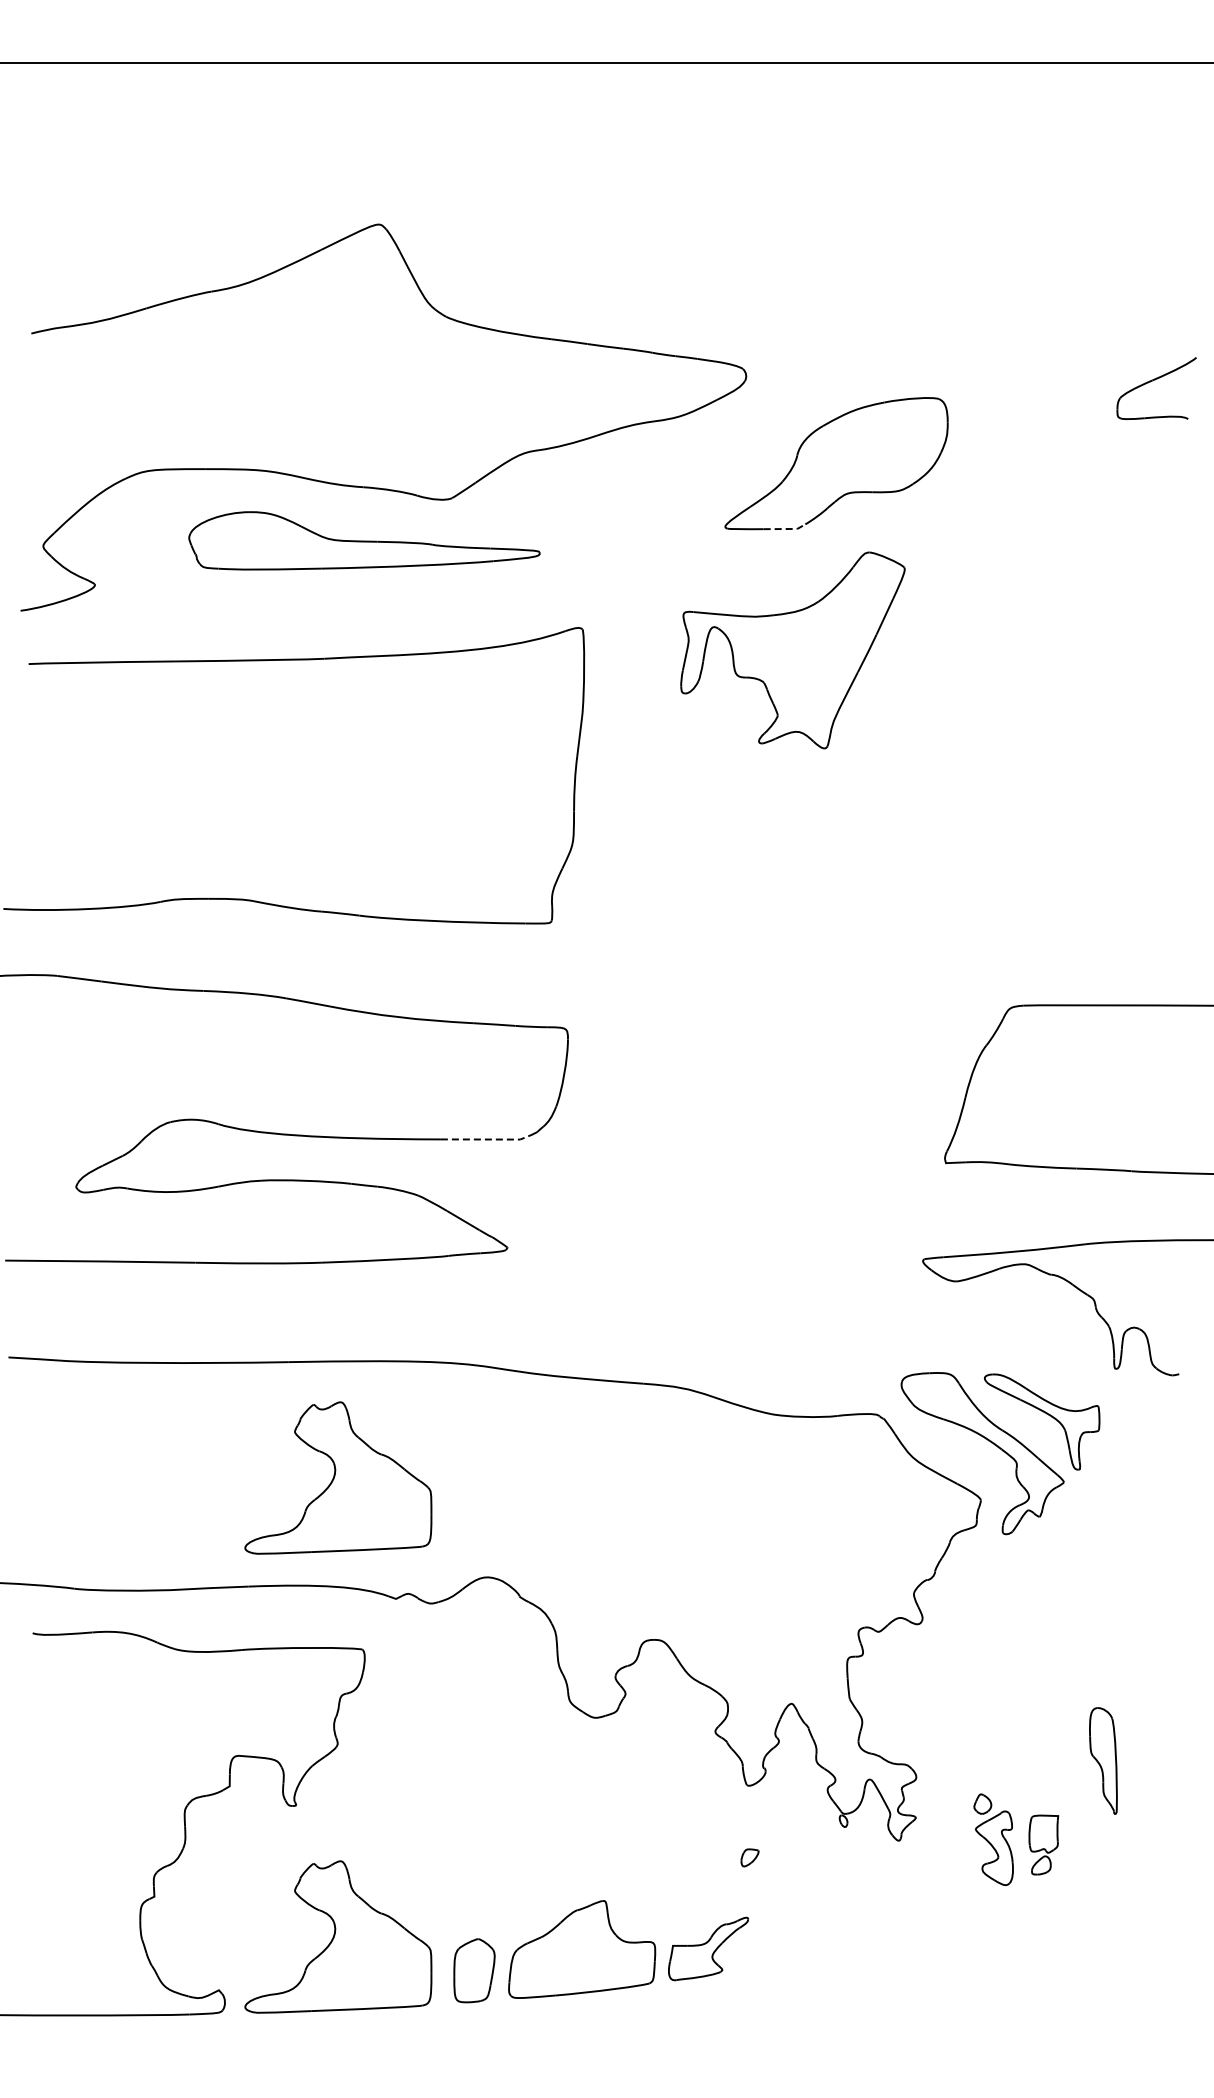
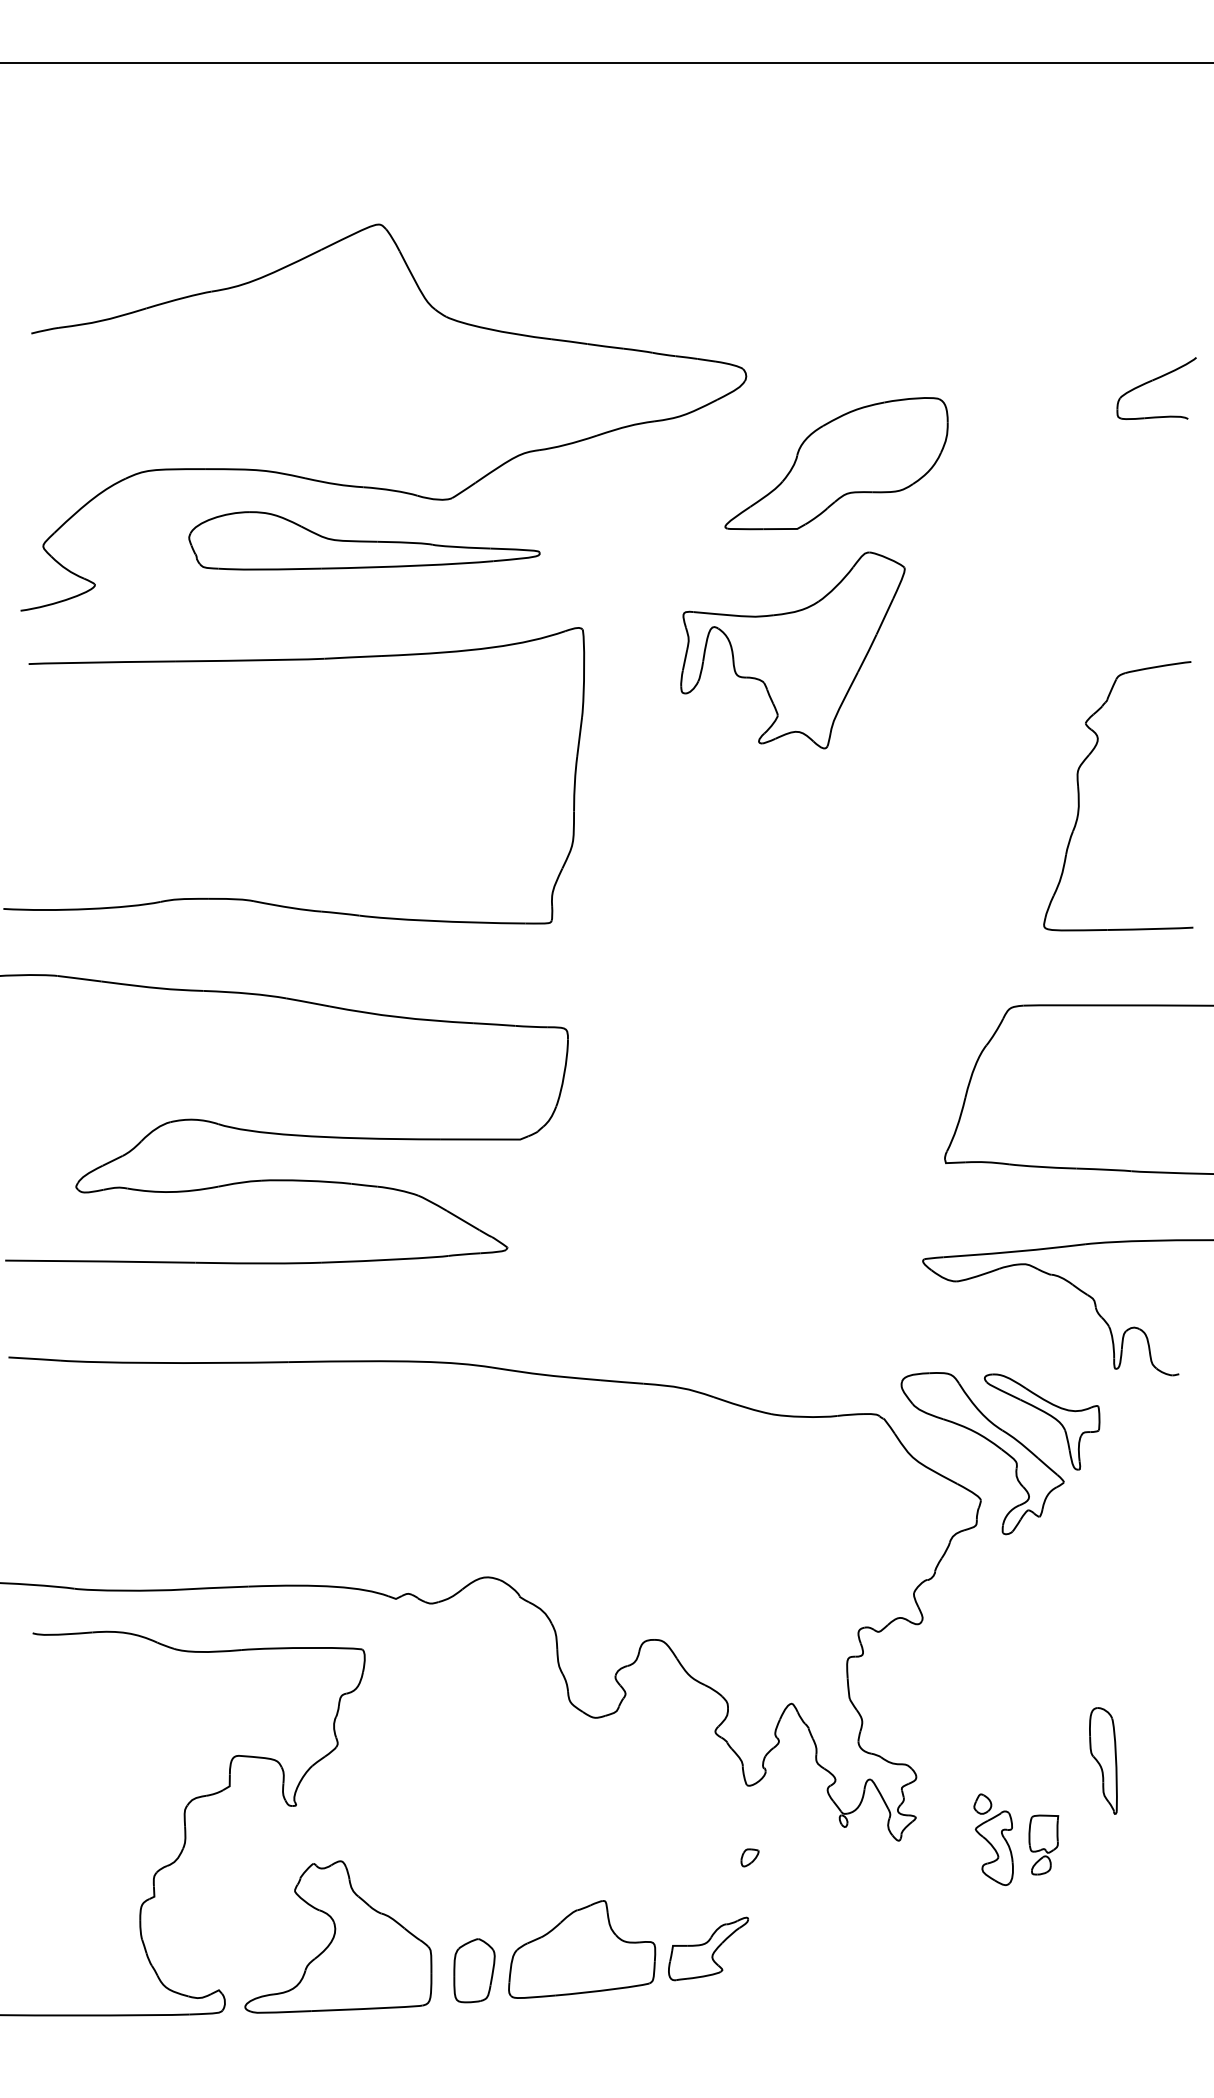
line: dashed -> solid (786, 529)
part: none -> present (1079, 796)
line: dashed -> solid (485, 1139)
part: present -> none (338, 1477)
